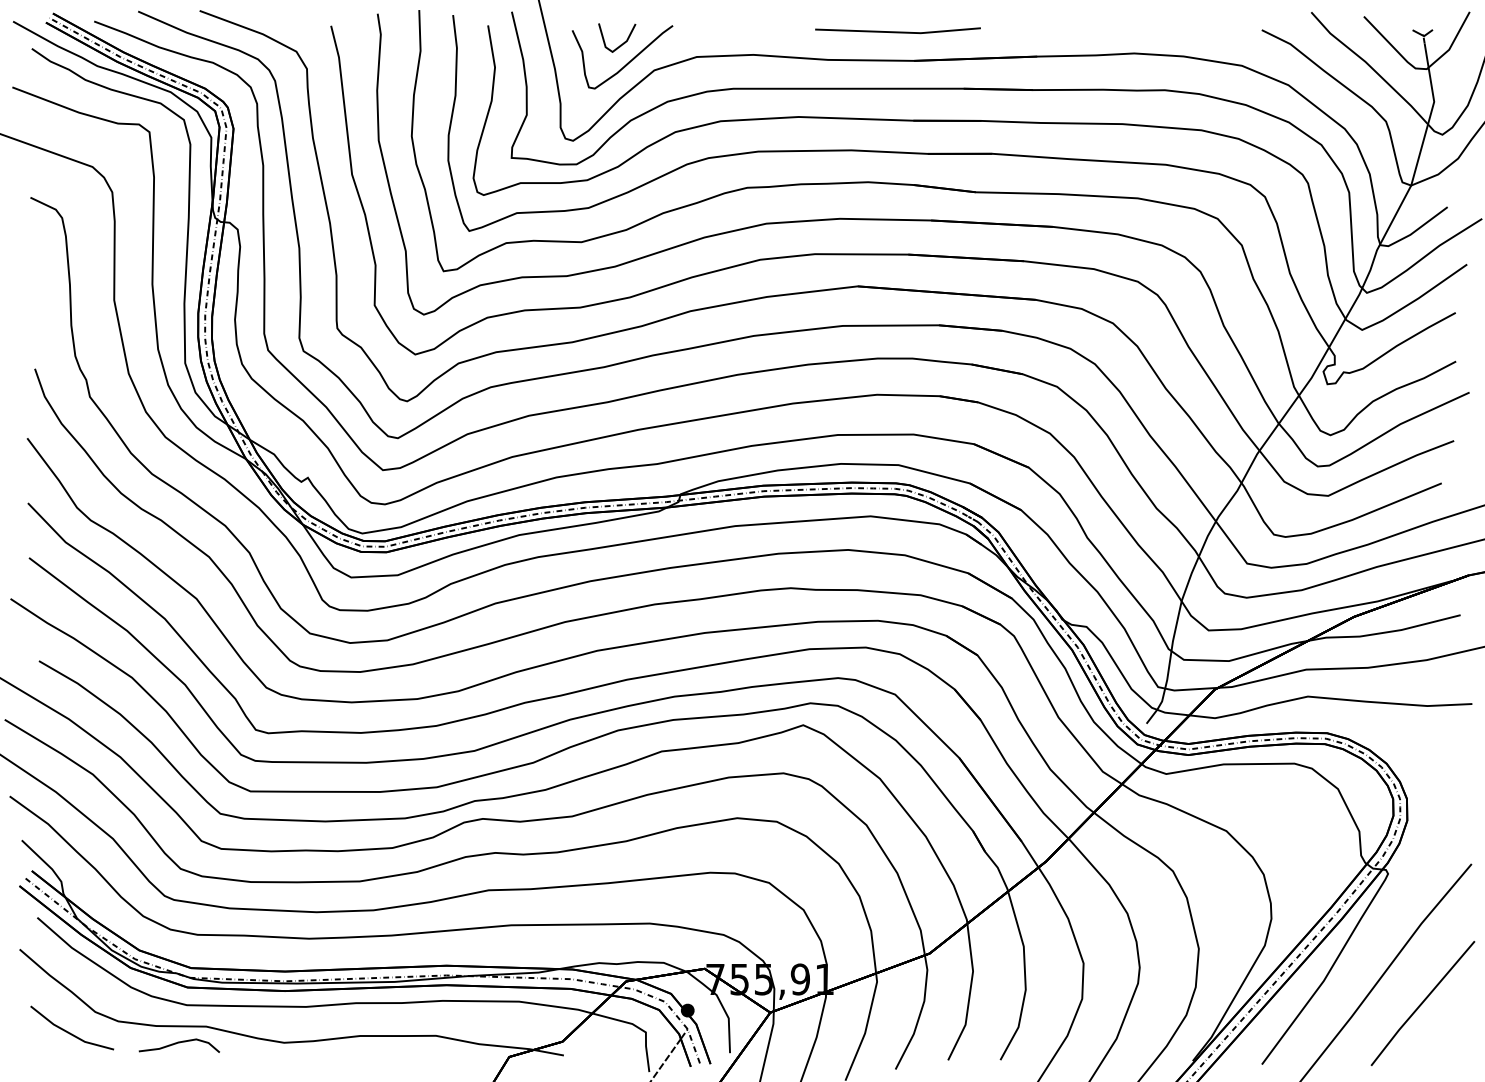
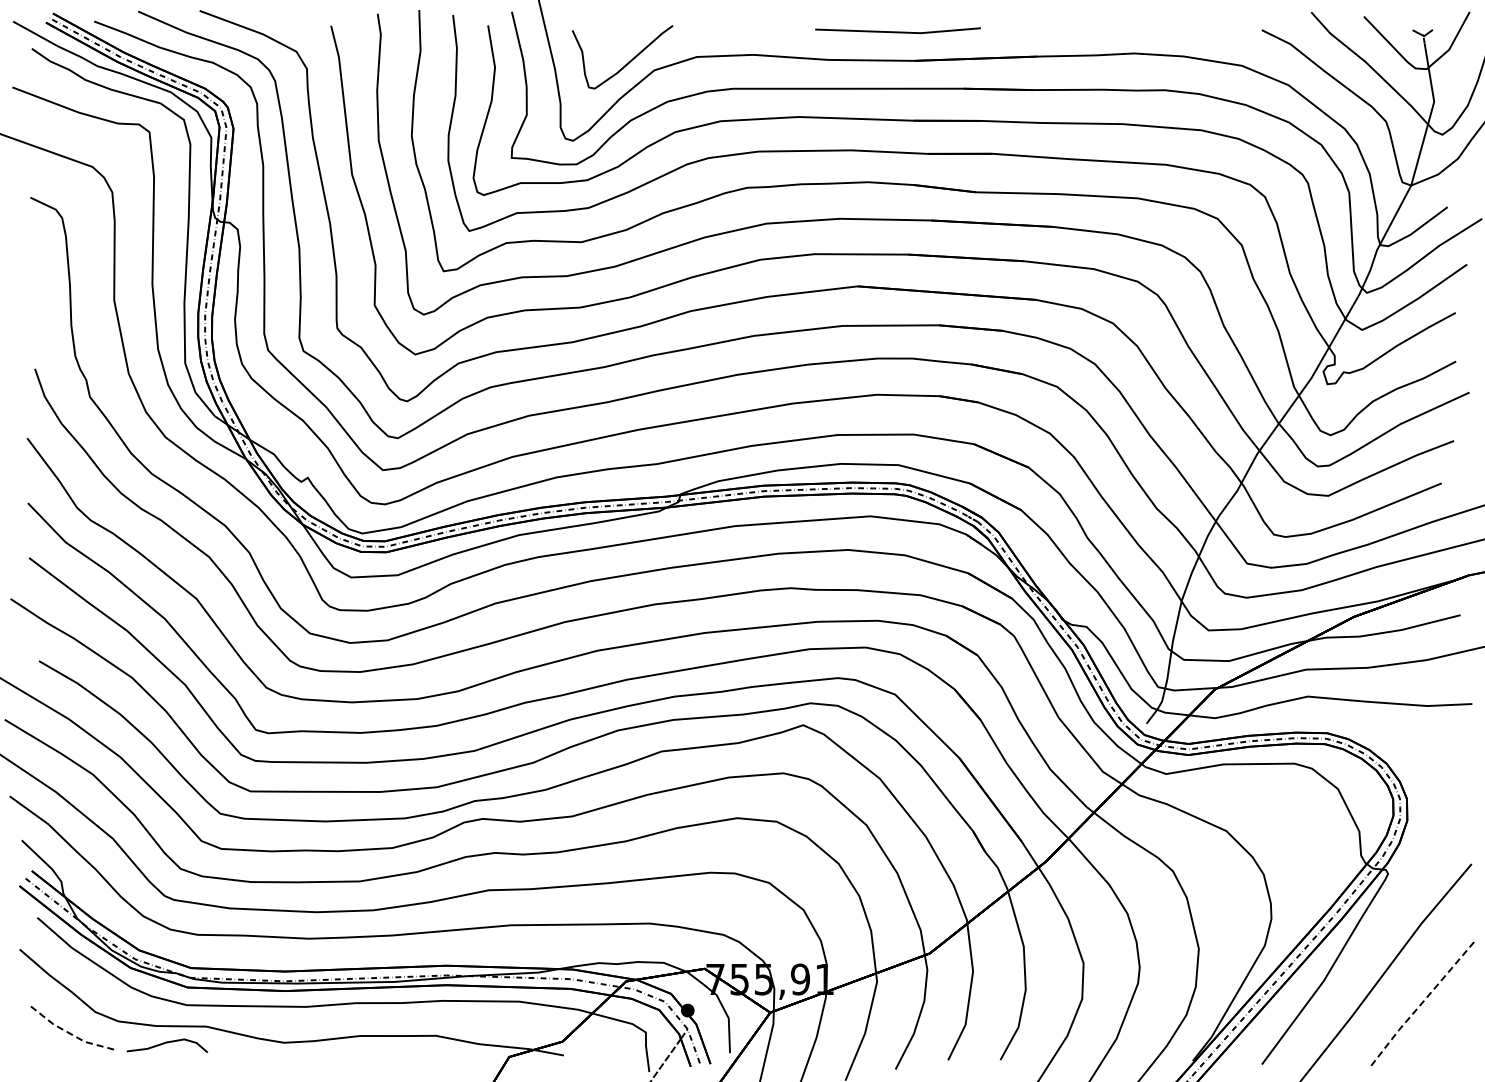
line: present -> none (620, 44)
line: solid -> dashed (1421, 1003)
line: solid -> dashed (69, 1033)
curve position: (178, 1043) -> (166, 1043) (166, 1043)
